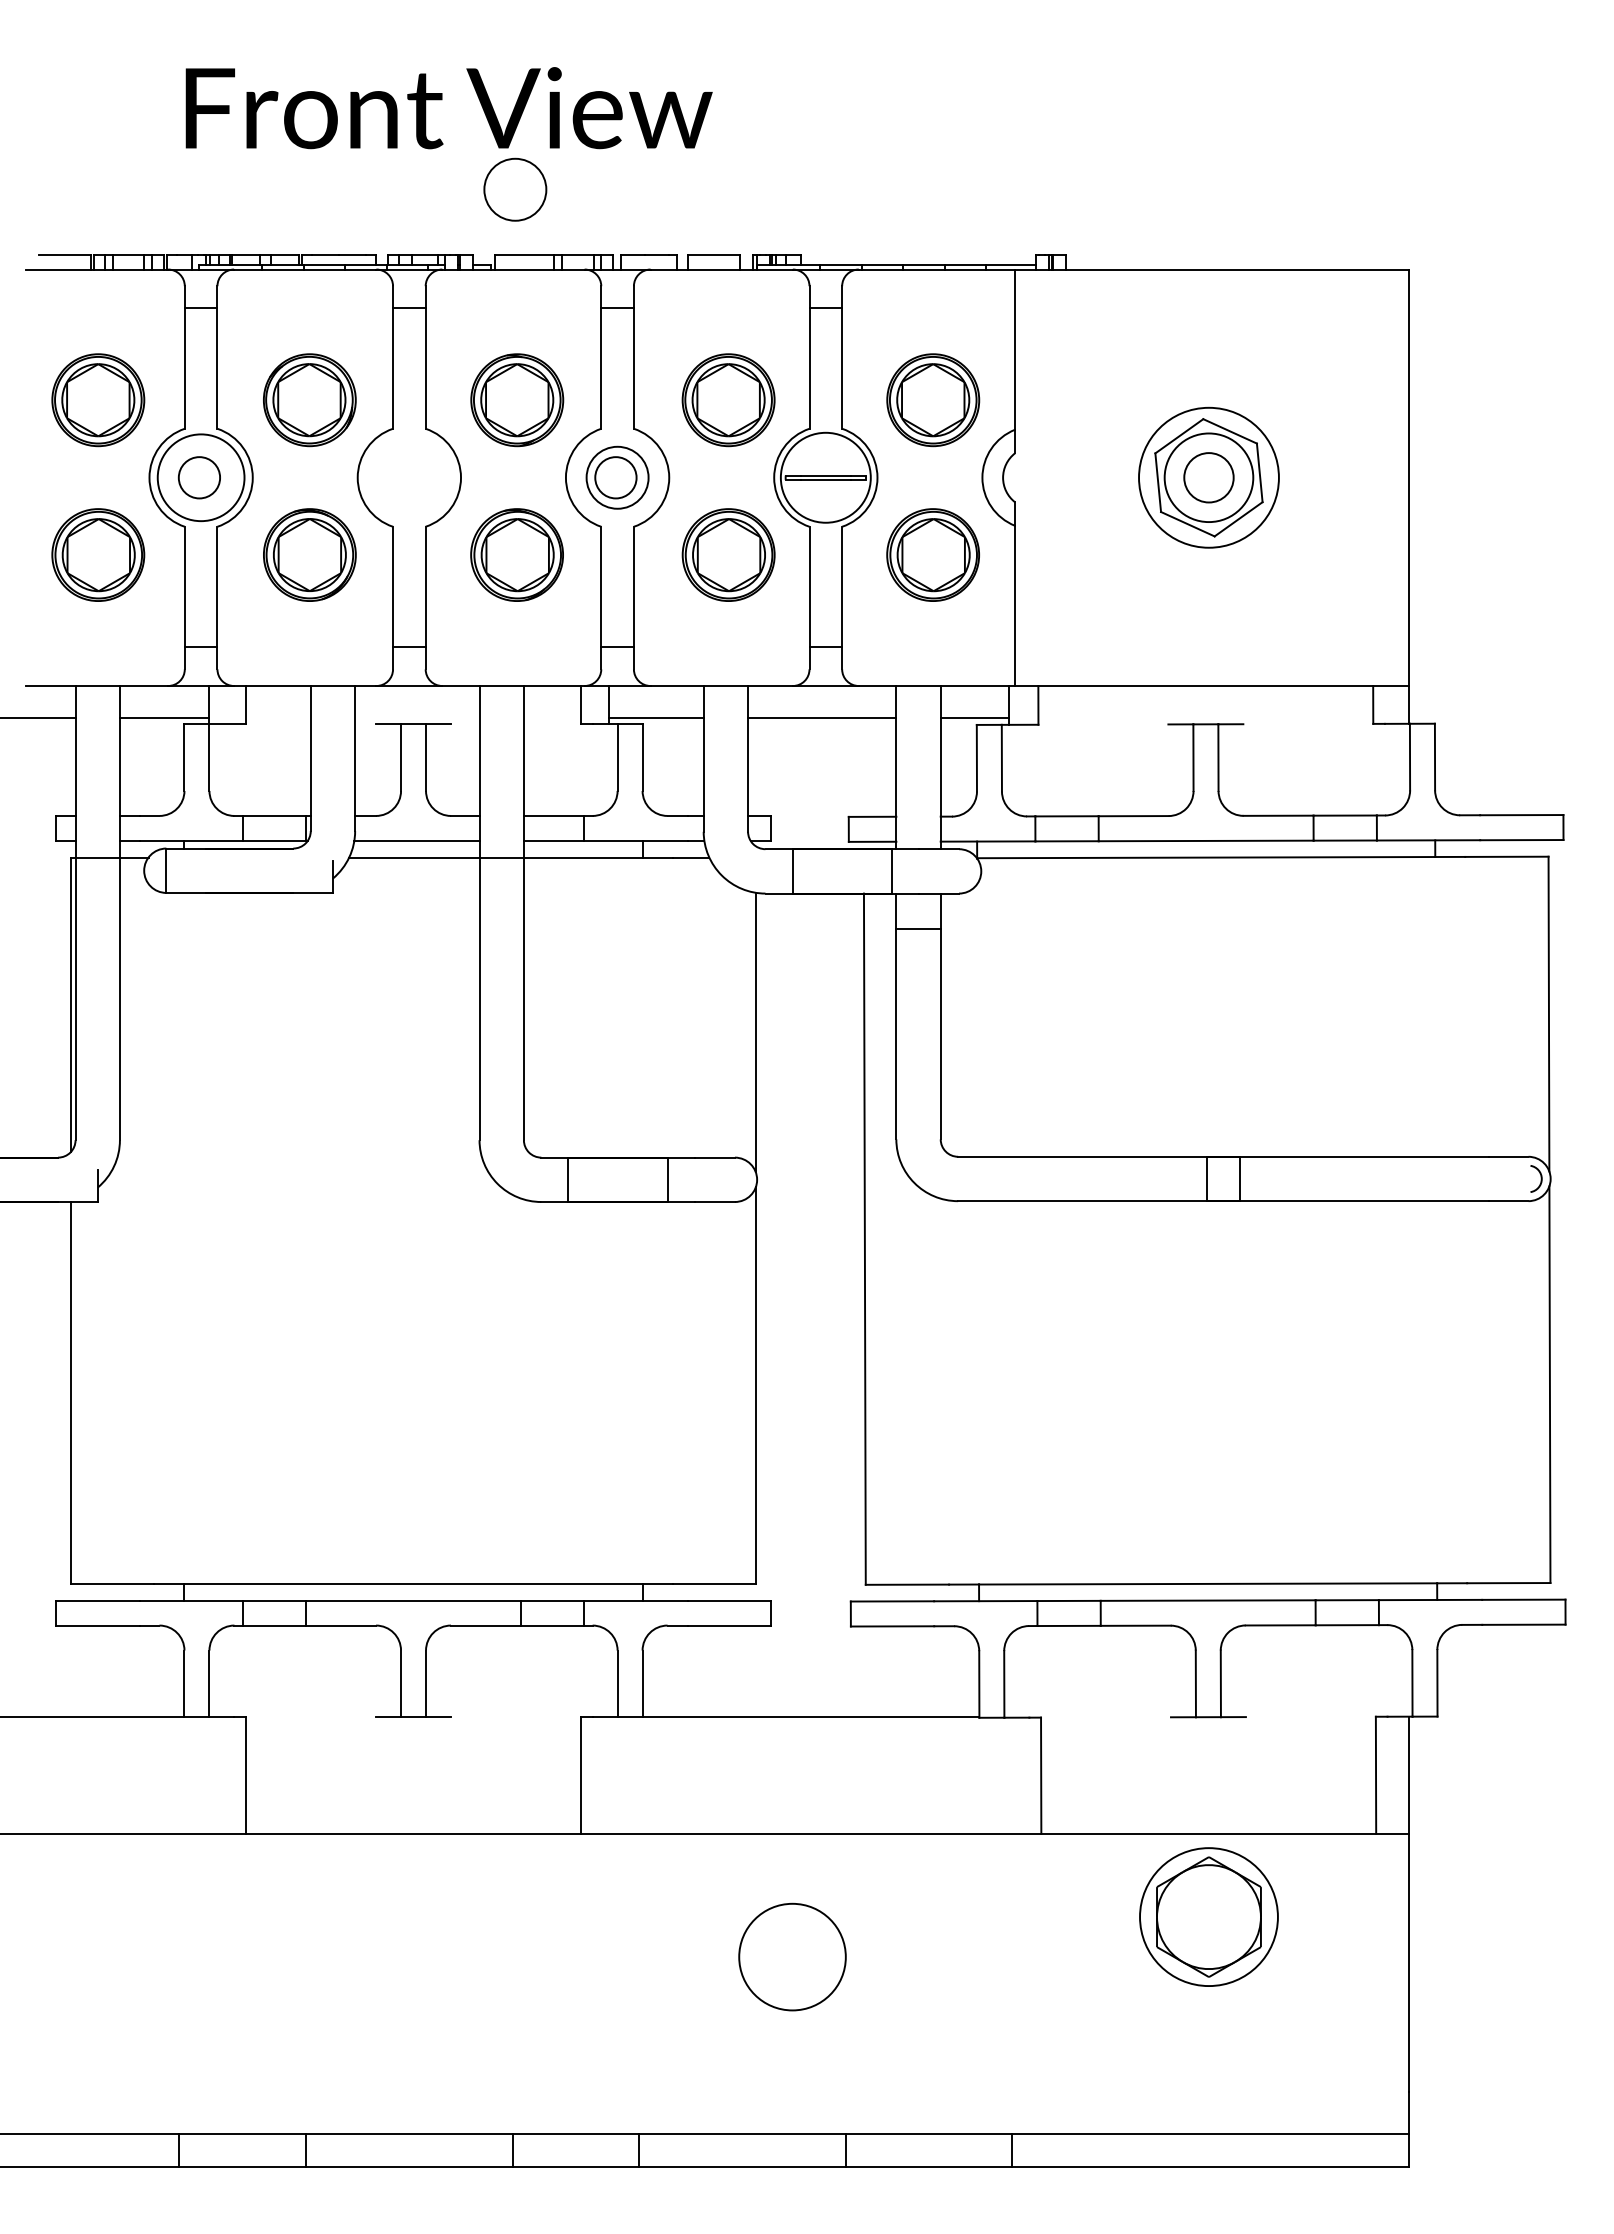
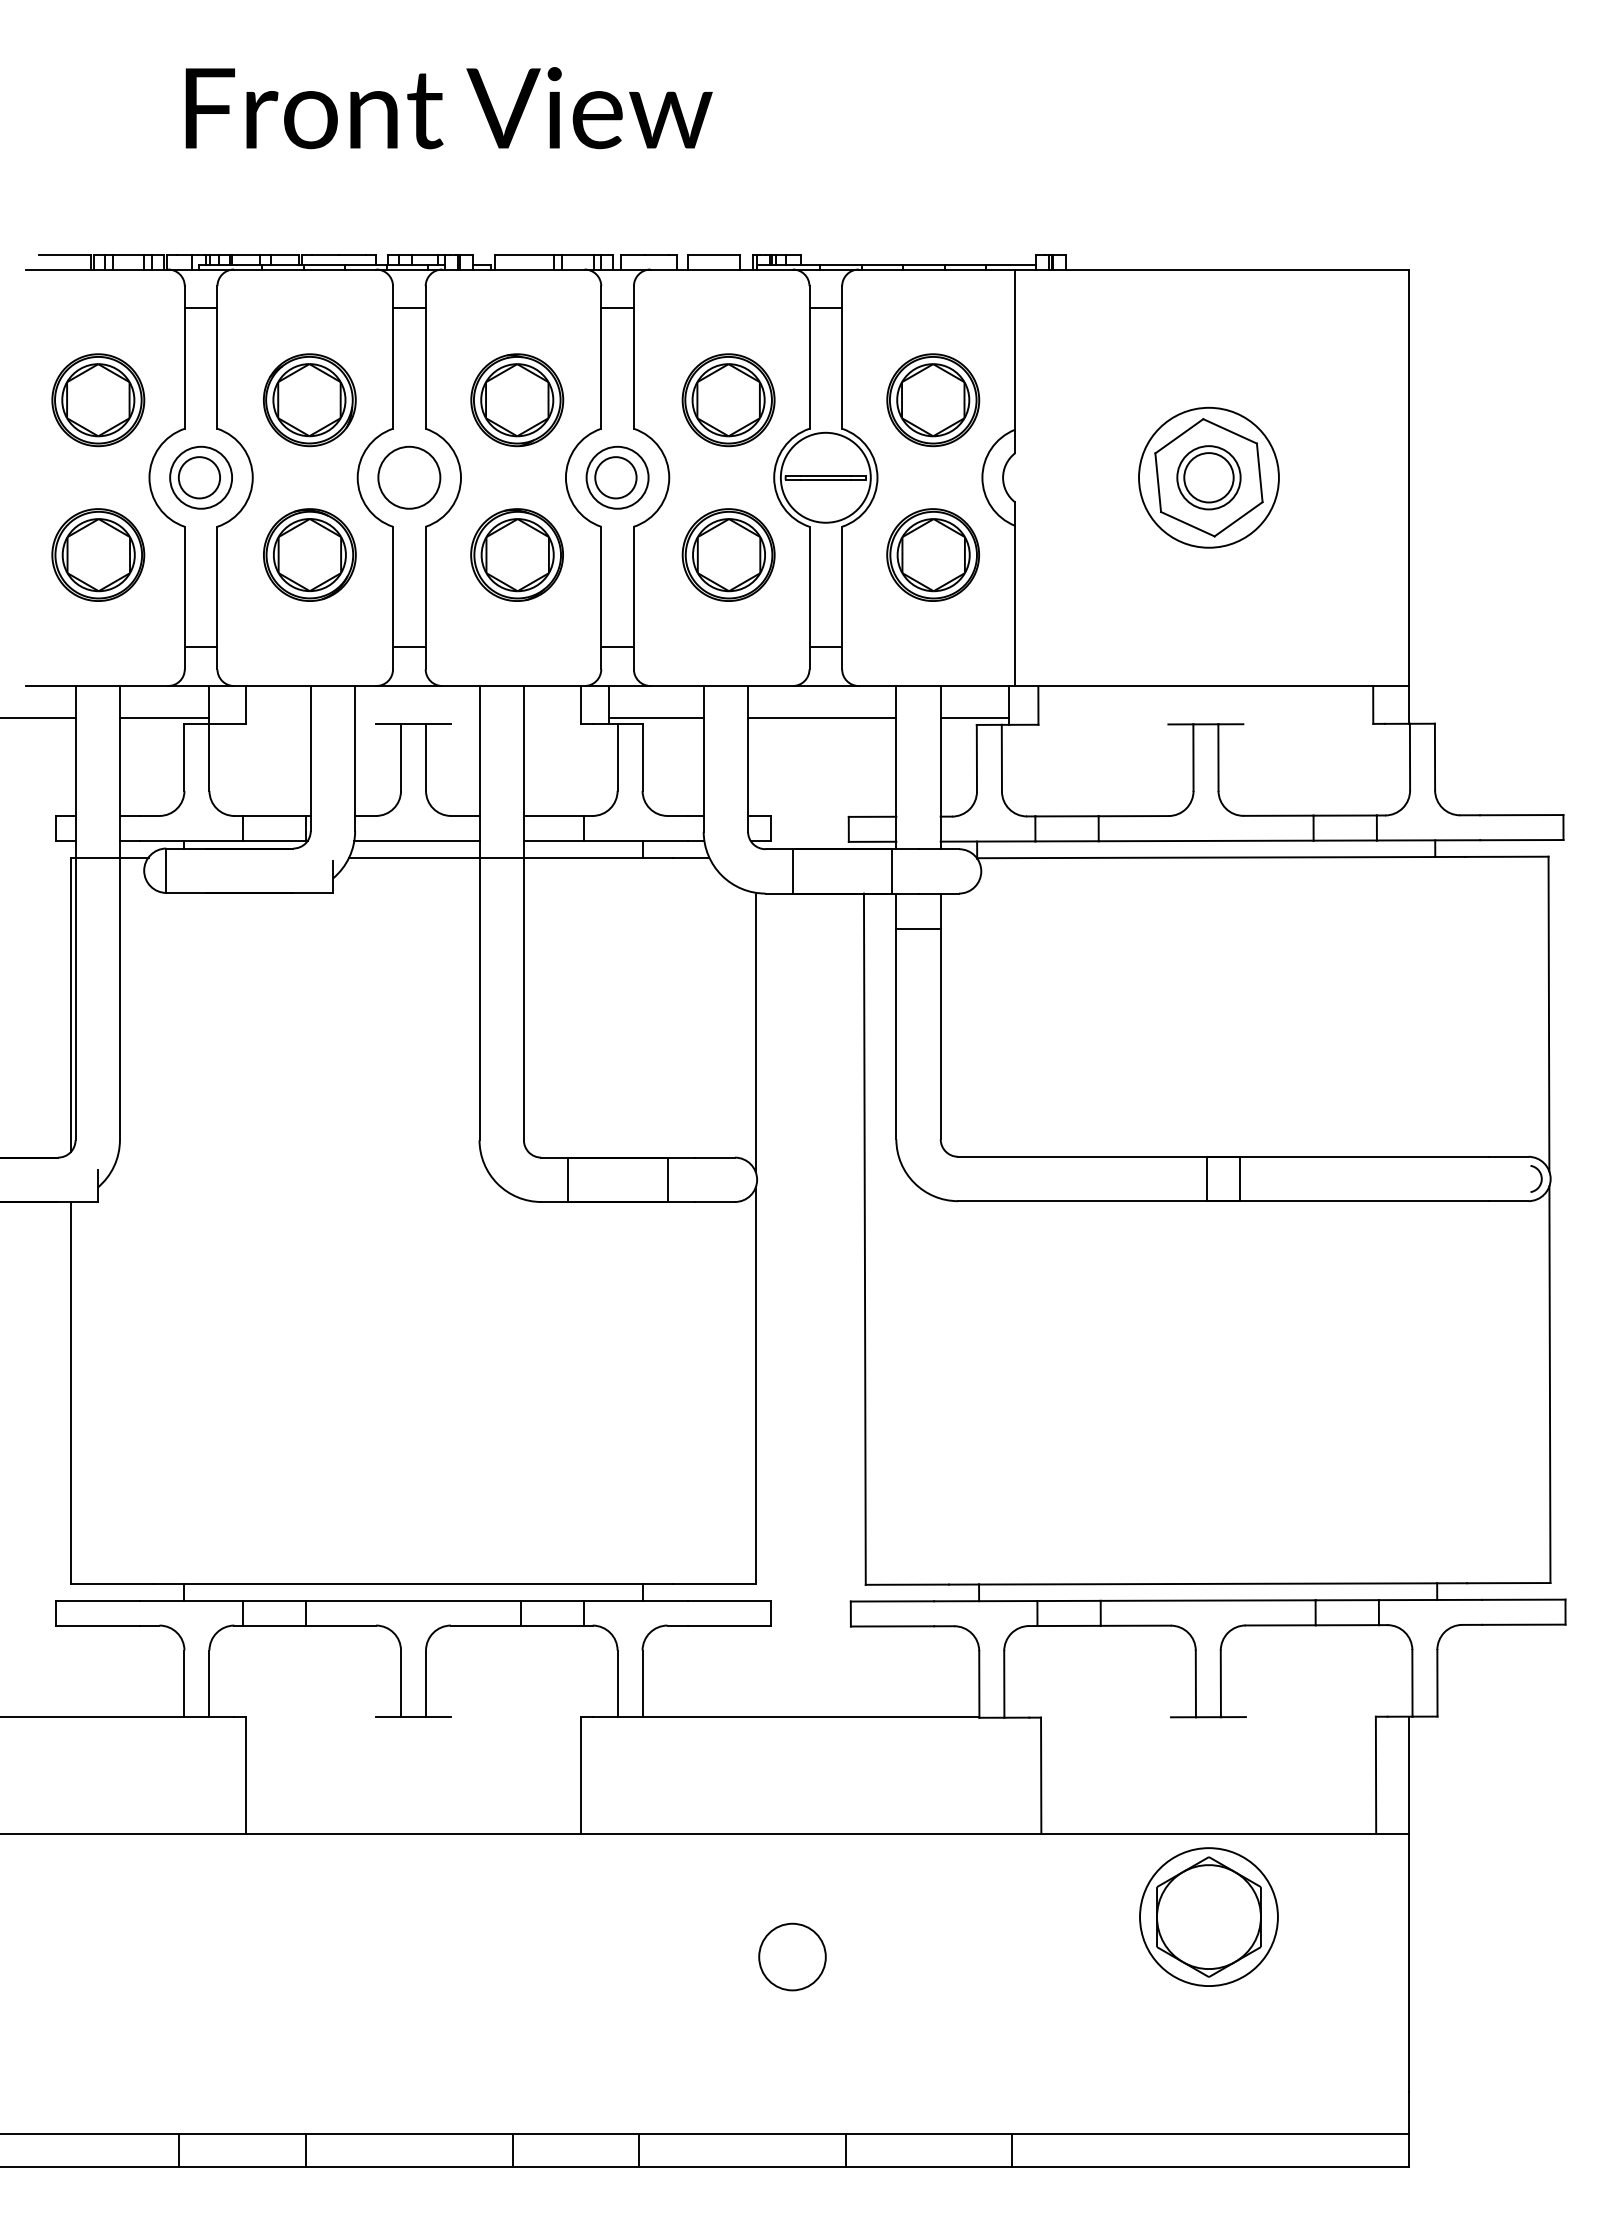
circle position: (515, 189) -> (409, 477) (409, 477)
circle diameter: 87 px -> 62 px (201, 477)
circle diameter: 89 px -> 63 px (1208, 477)
circle size: 109x110 px -> 69x70 px (792, 1956)
